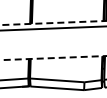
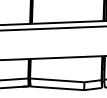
line: dashed -> solid (53, 23)
line: dashed -> solid (53, 58)
